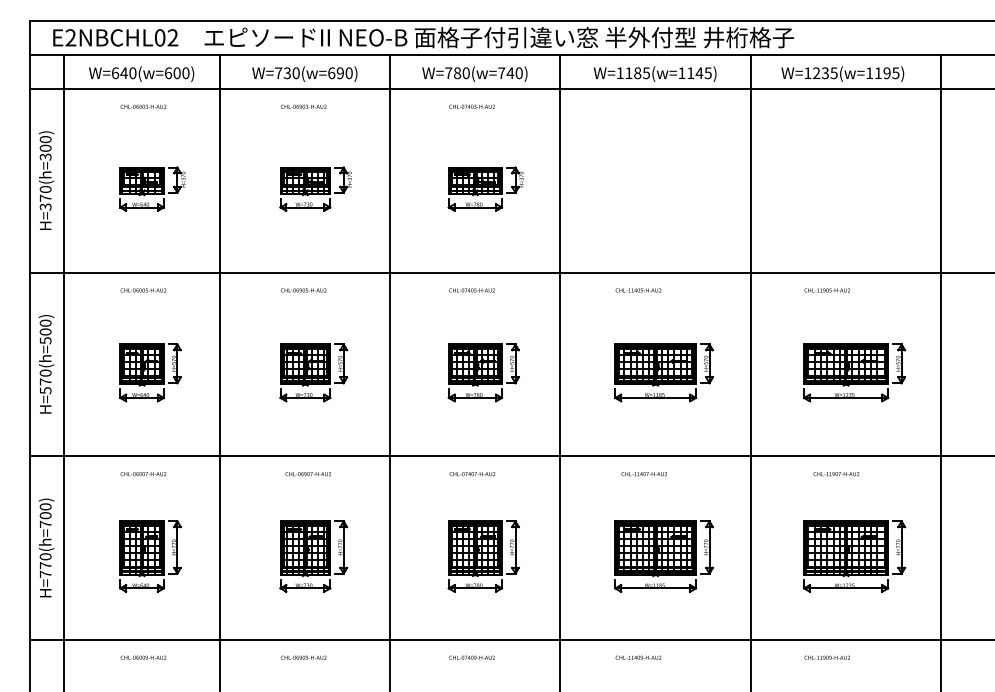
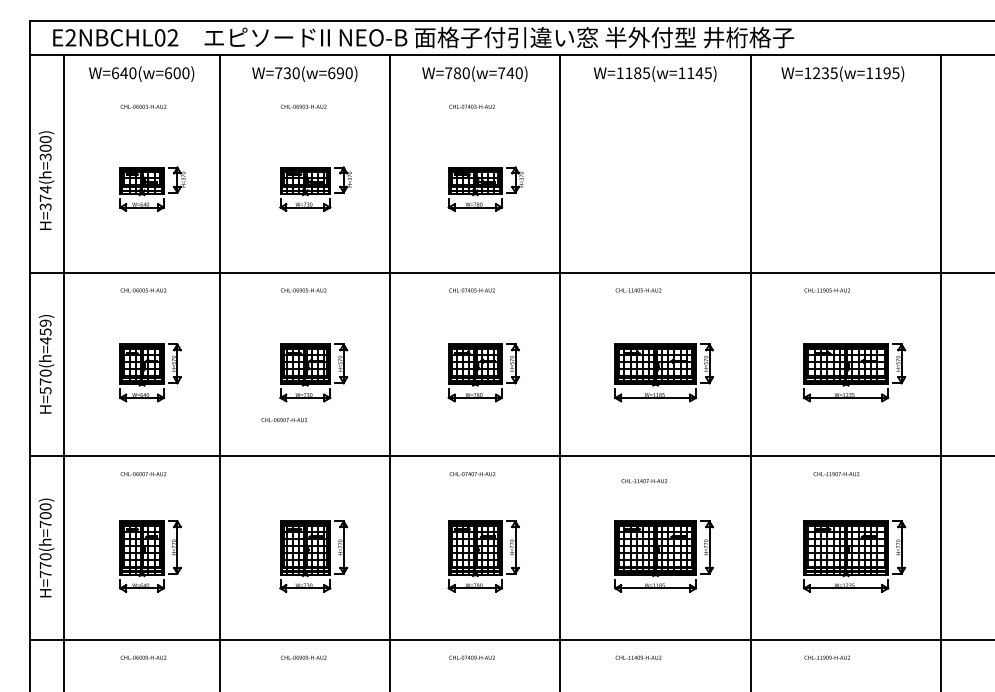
line: present -> none (510, 88)
text: H=370(h=300) -> H=374(h=300) (45, 189)
text: H=570(h=500) -> H=570(h=459) (45, 331)
text position: (307, 474) -> (283, 420) (283, 420)
text position: (643, 474) -> (643, 481) (643, 481)
